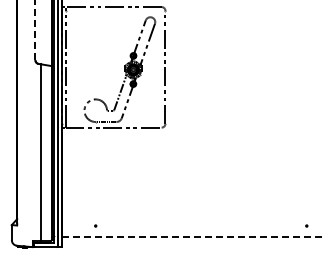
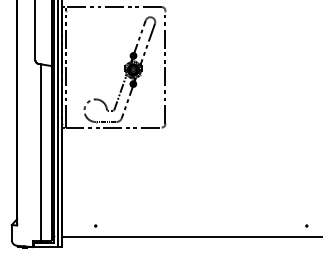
line: dashed -> solid (35, 30)
line: dashed -> solid (192, 237)
